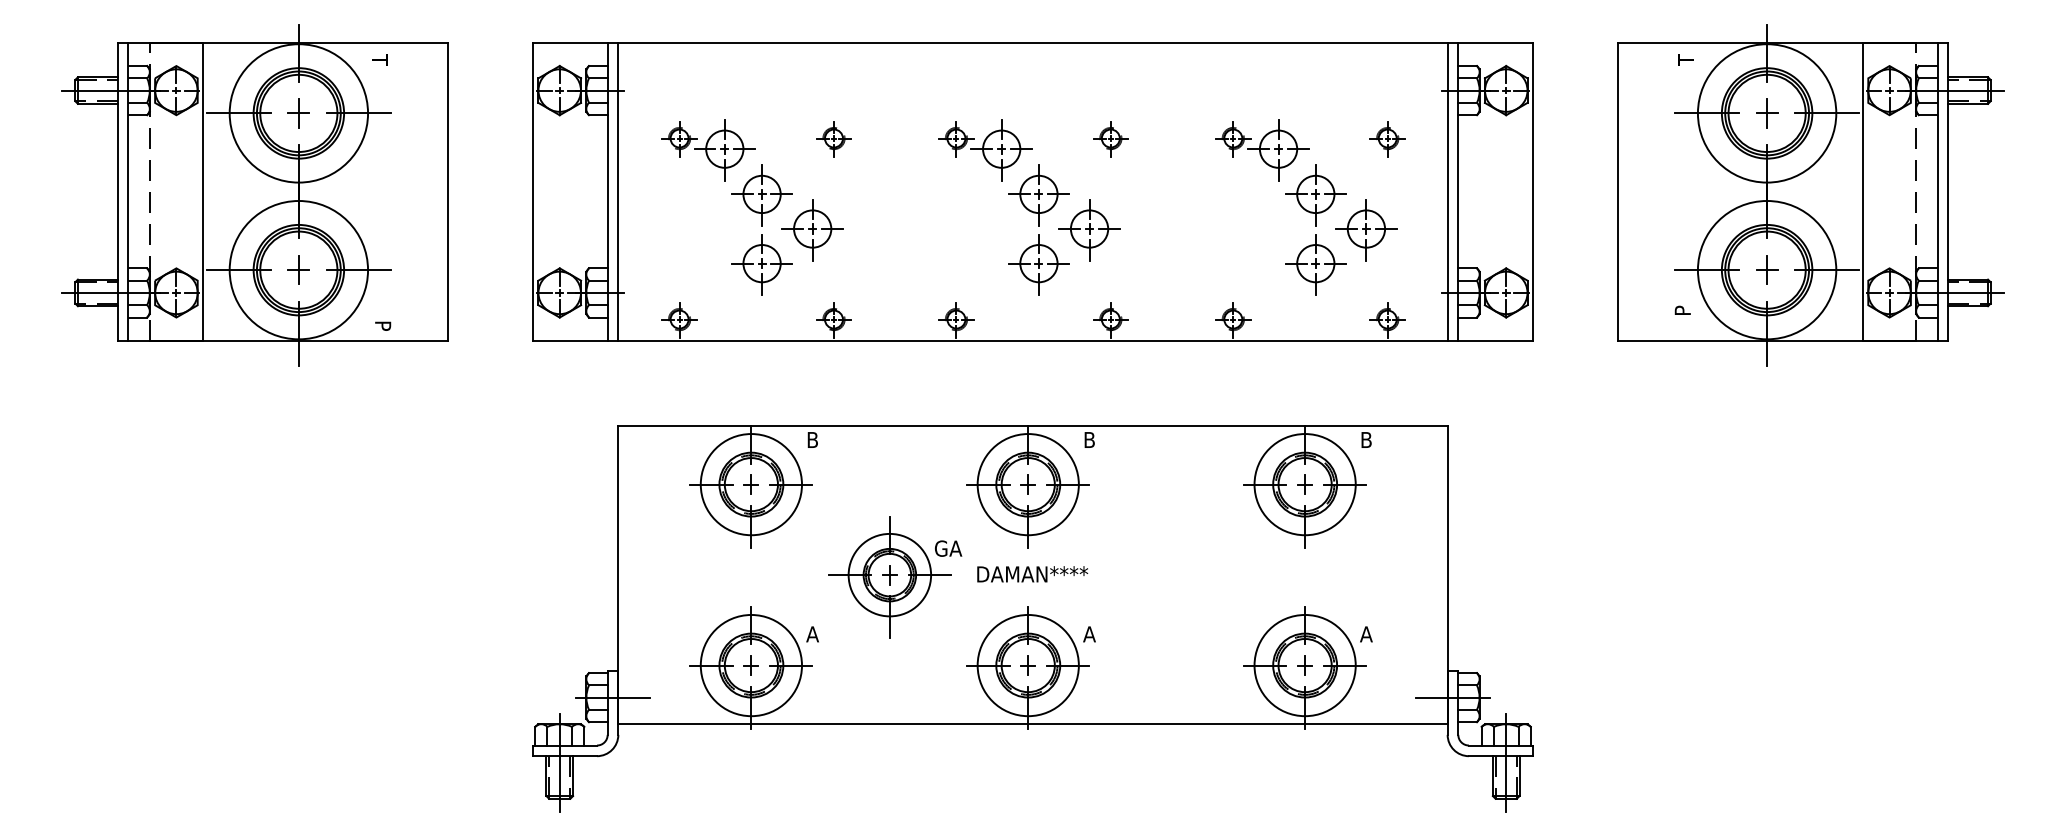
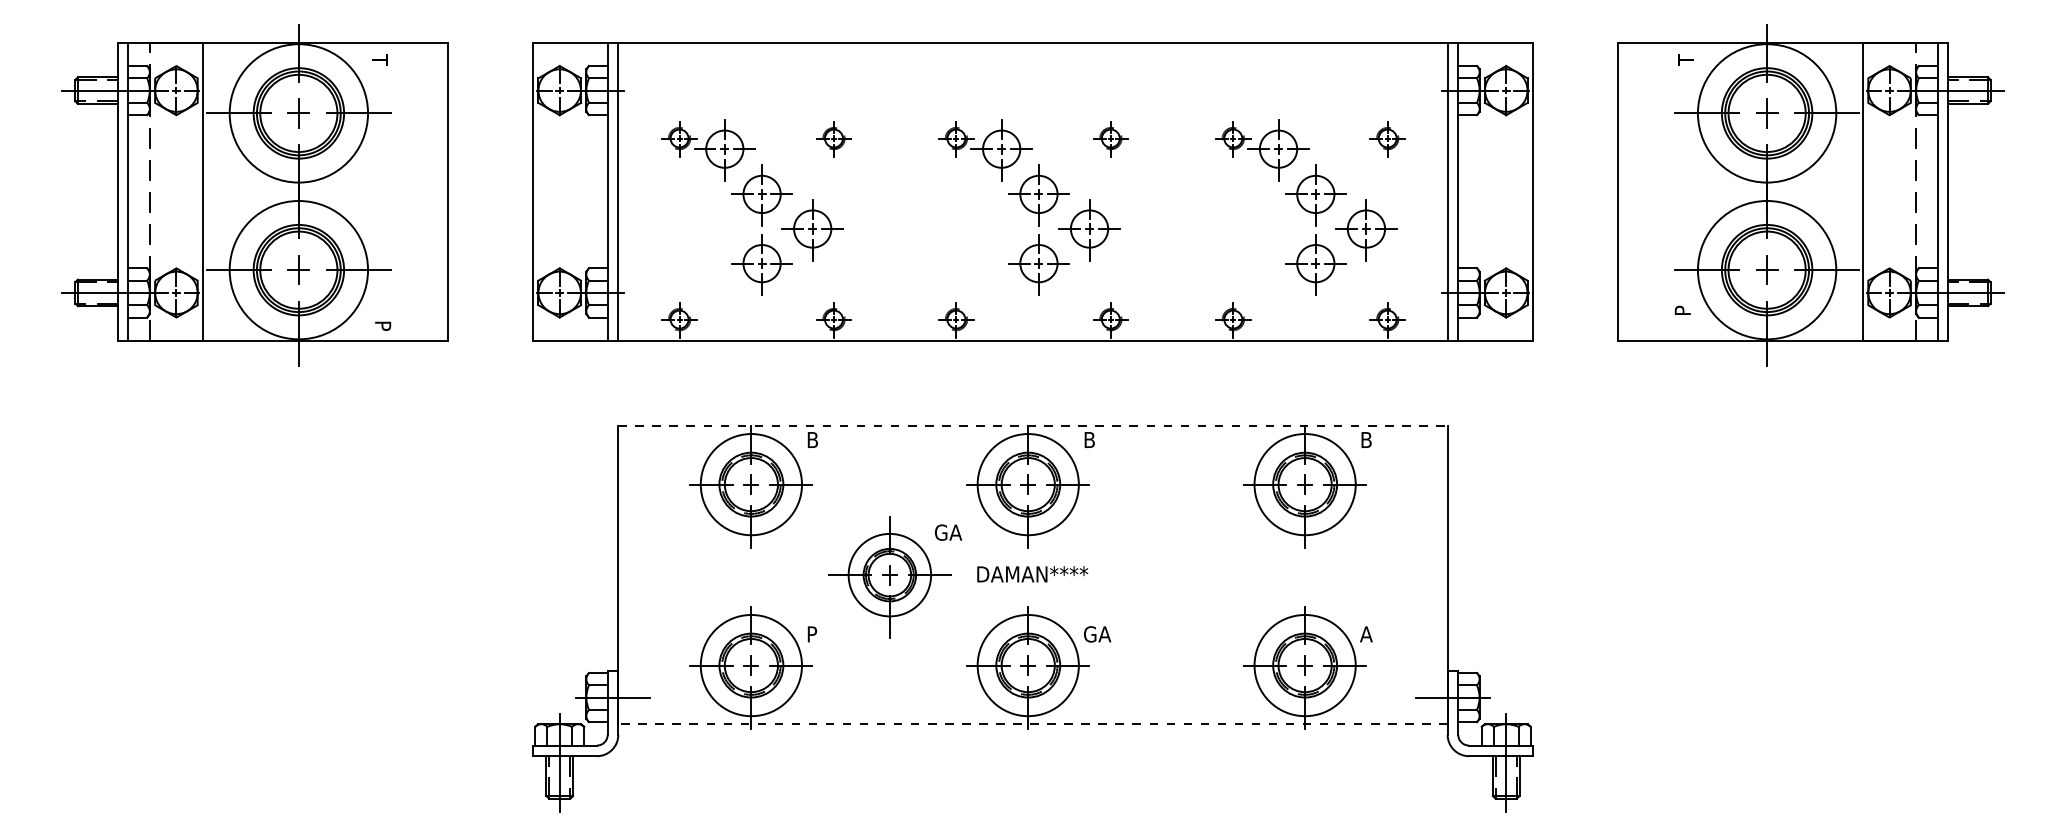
line: solid -> dashed (1033, 426)
text position: (948, 548) -> (948, 532) (948, 532)
text: A -> P (812, 634)
text: A -> GA (1097, 634)
line: solid -> dashed (1033, 724)
